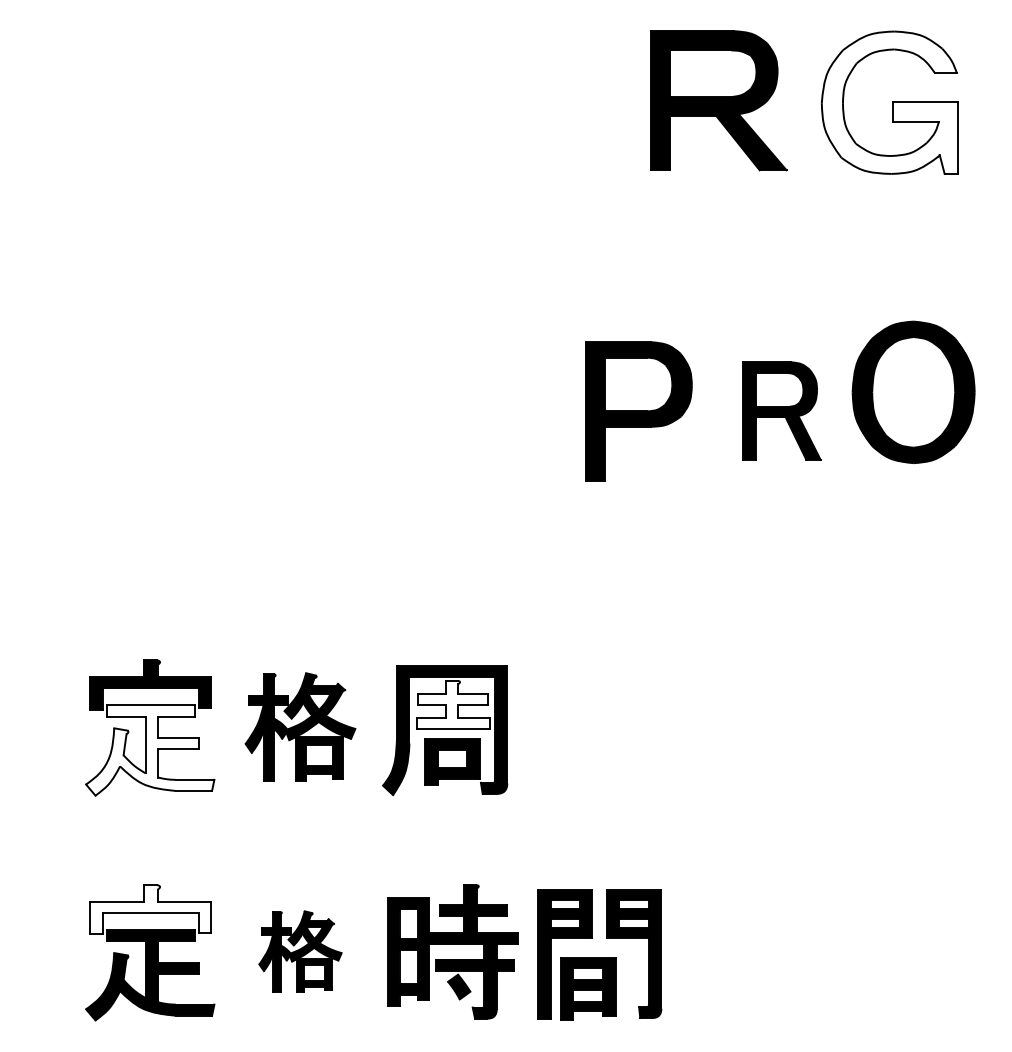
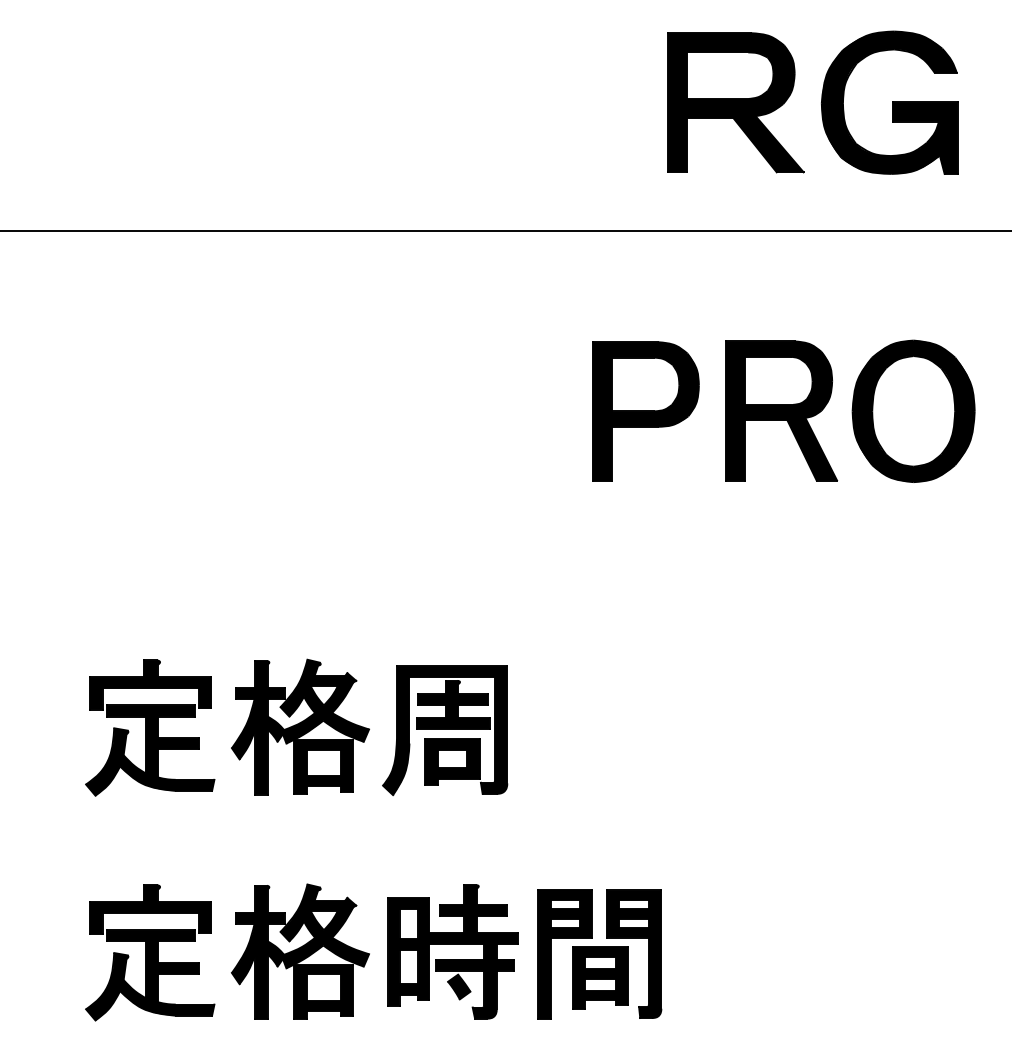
part position: (718, 100) -> (735, 102) (735, 102)
fill: none -> present (889, 102)
line: none -> present (505, 230)
part position: (913, 391) -> (913, 410) (913, 410)
part size: 80x100 px -> 114x142 px (781, 410)
part position: (638, 411) -> (645, 411) (645, 411)
fill: none -> present (452, 704)
part size: 113x110 px -> 139x138 px (300, 726)
fill: none -> present (150, 750)
fill: none -> present (150, 909)
part size: 85x83 px -> 139x137 px (300, 951)
part position: (588, 988) -> (600, 977) (600, 977)
